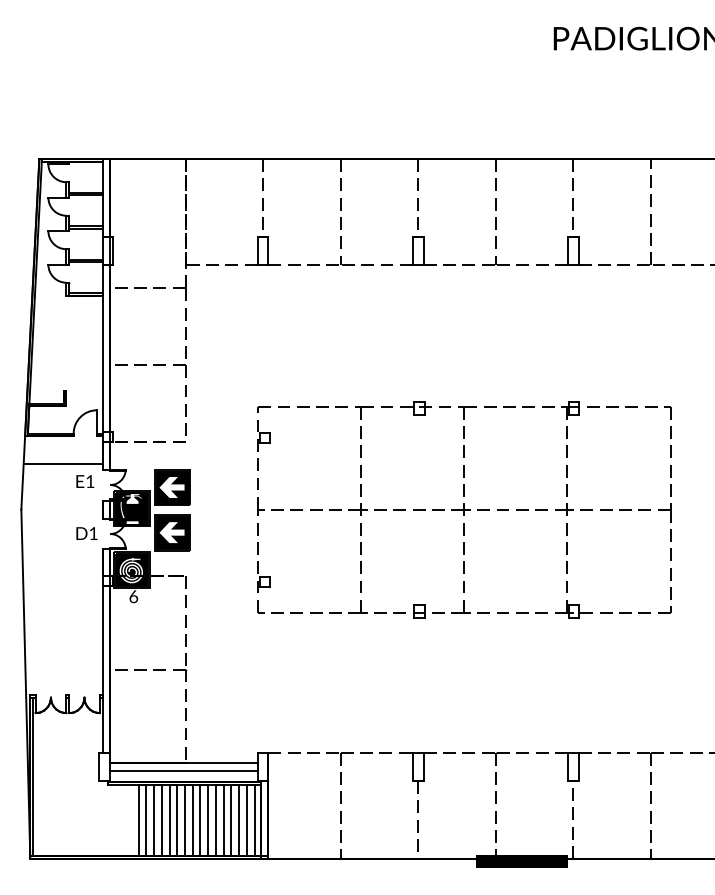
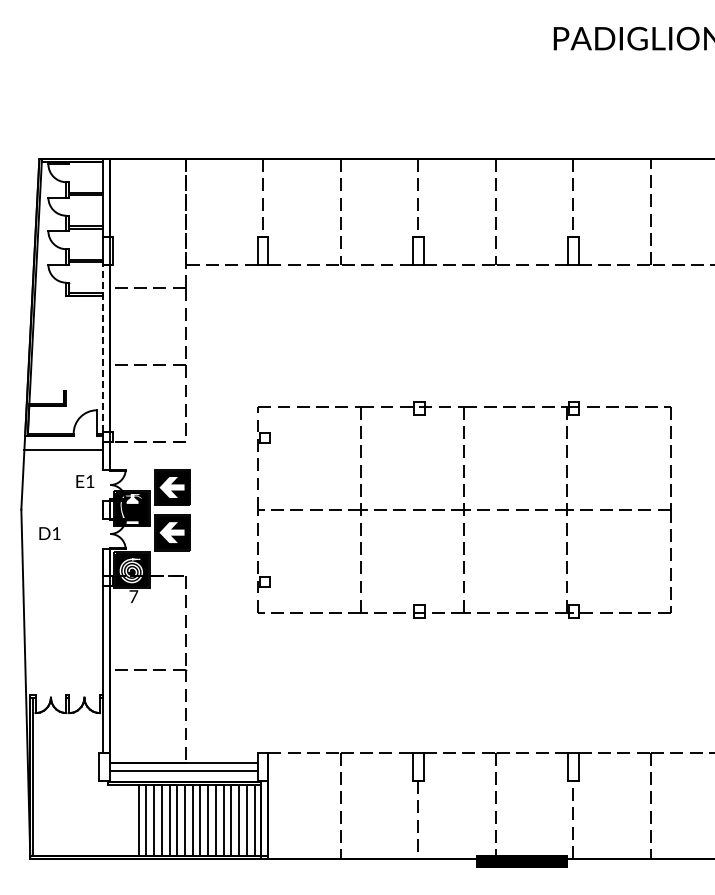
line: solid -> dashed (102, 347)
line position: (62, 464) -> (62, 450) (62, 450)
text position: (86, 533) -> (49, 533) (49, 533)
text: 6 -> 7 (133, 596)
